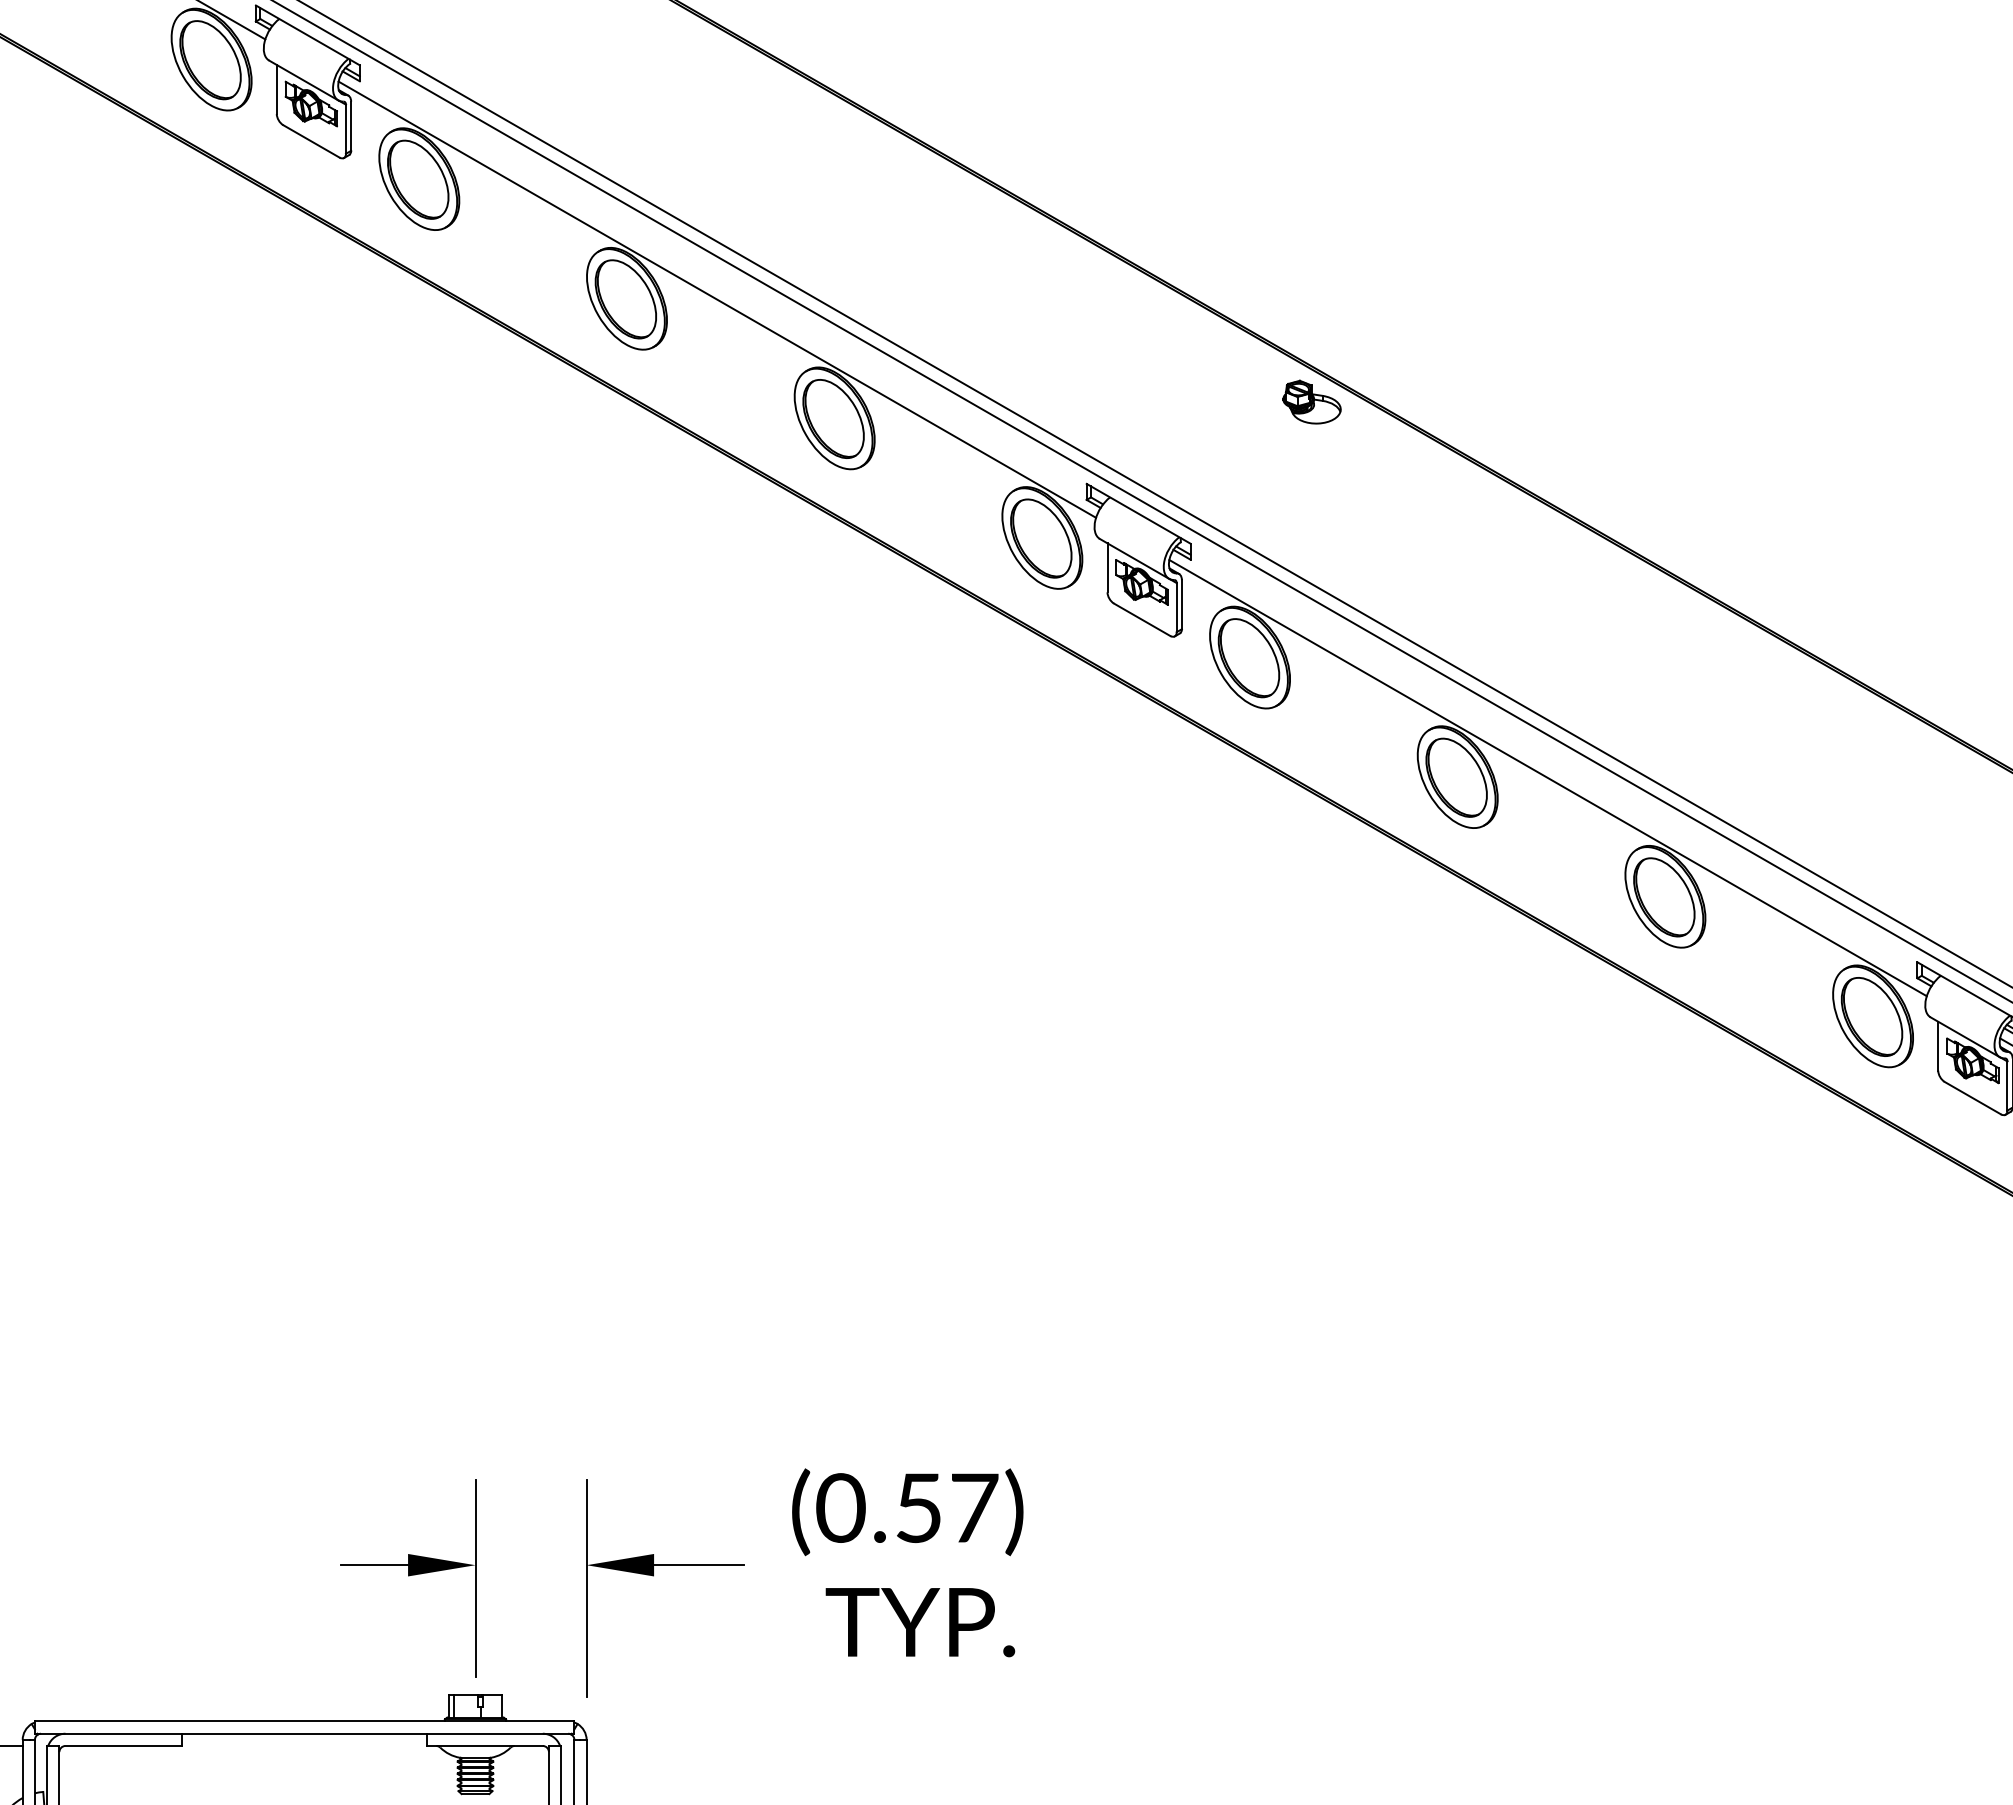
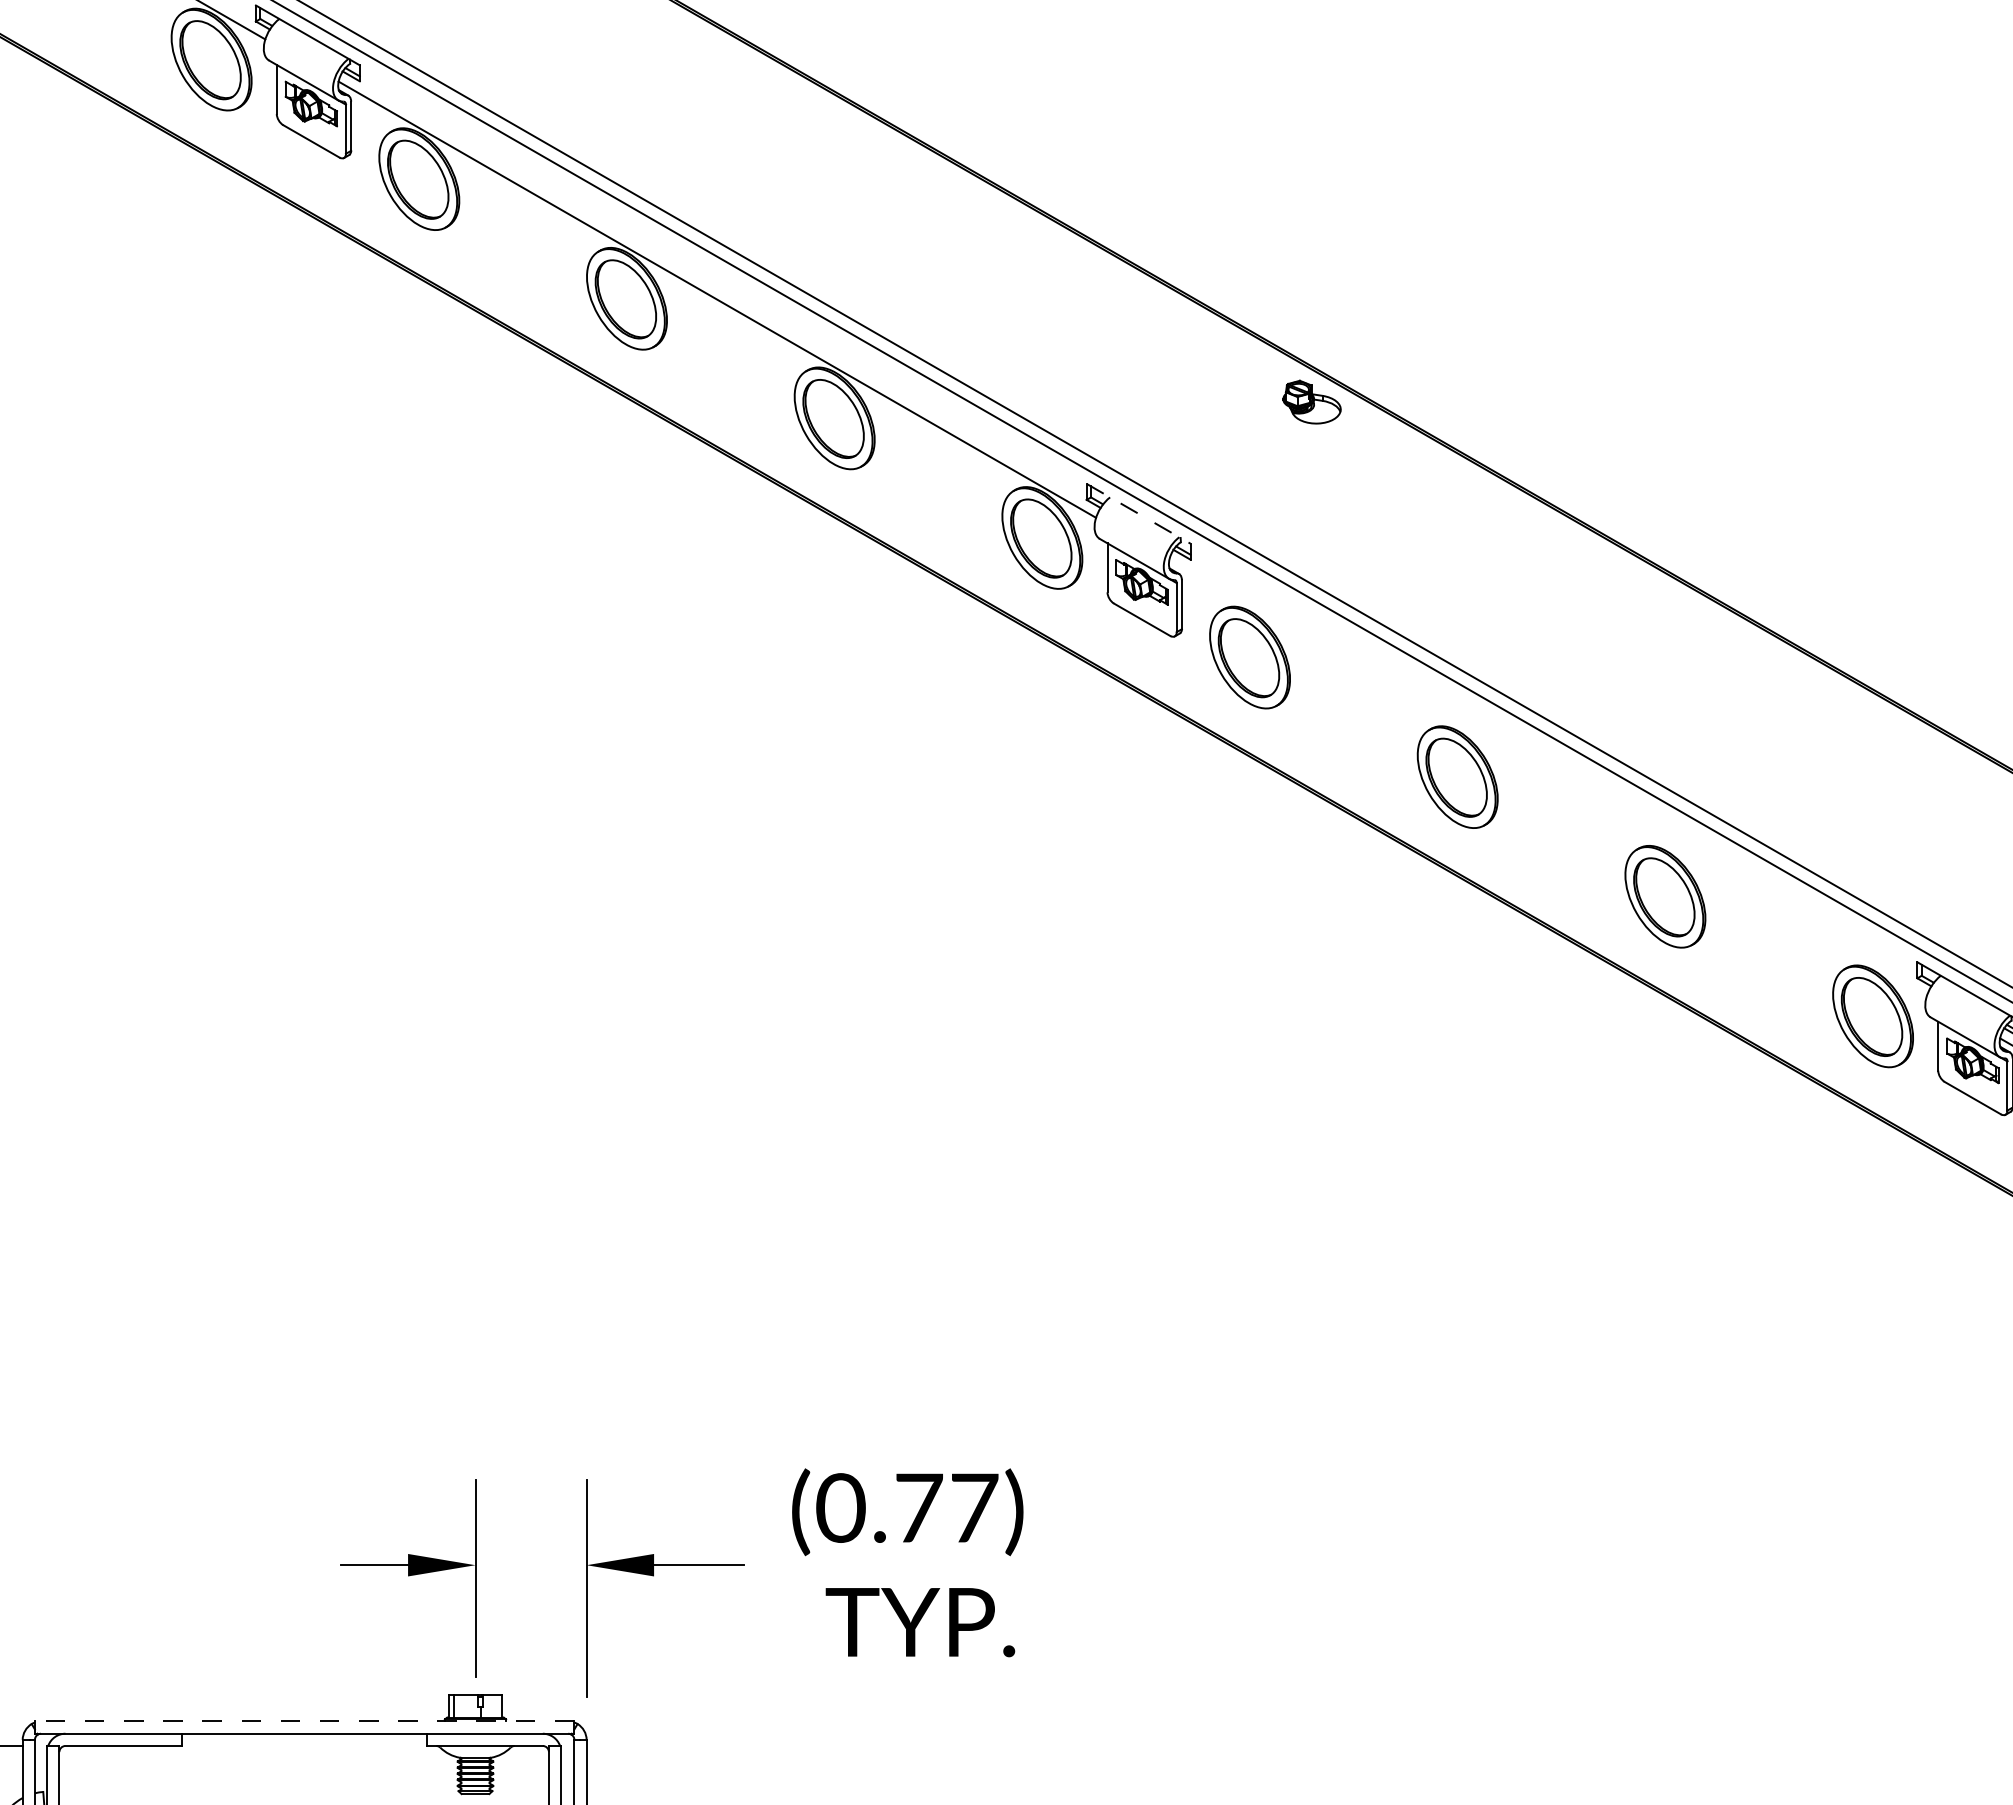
line: solid -> dashed (1138, 513)
line: present -> none (1547, 778)
text: (0.57) -> (0.77) (919, 1508)
line: solid -> dashed (304, 1721)
